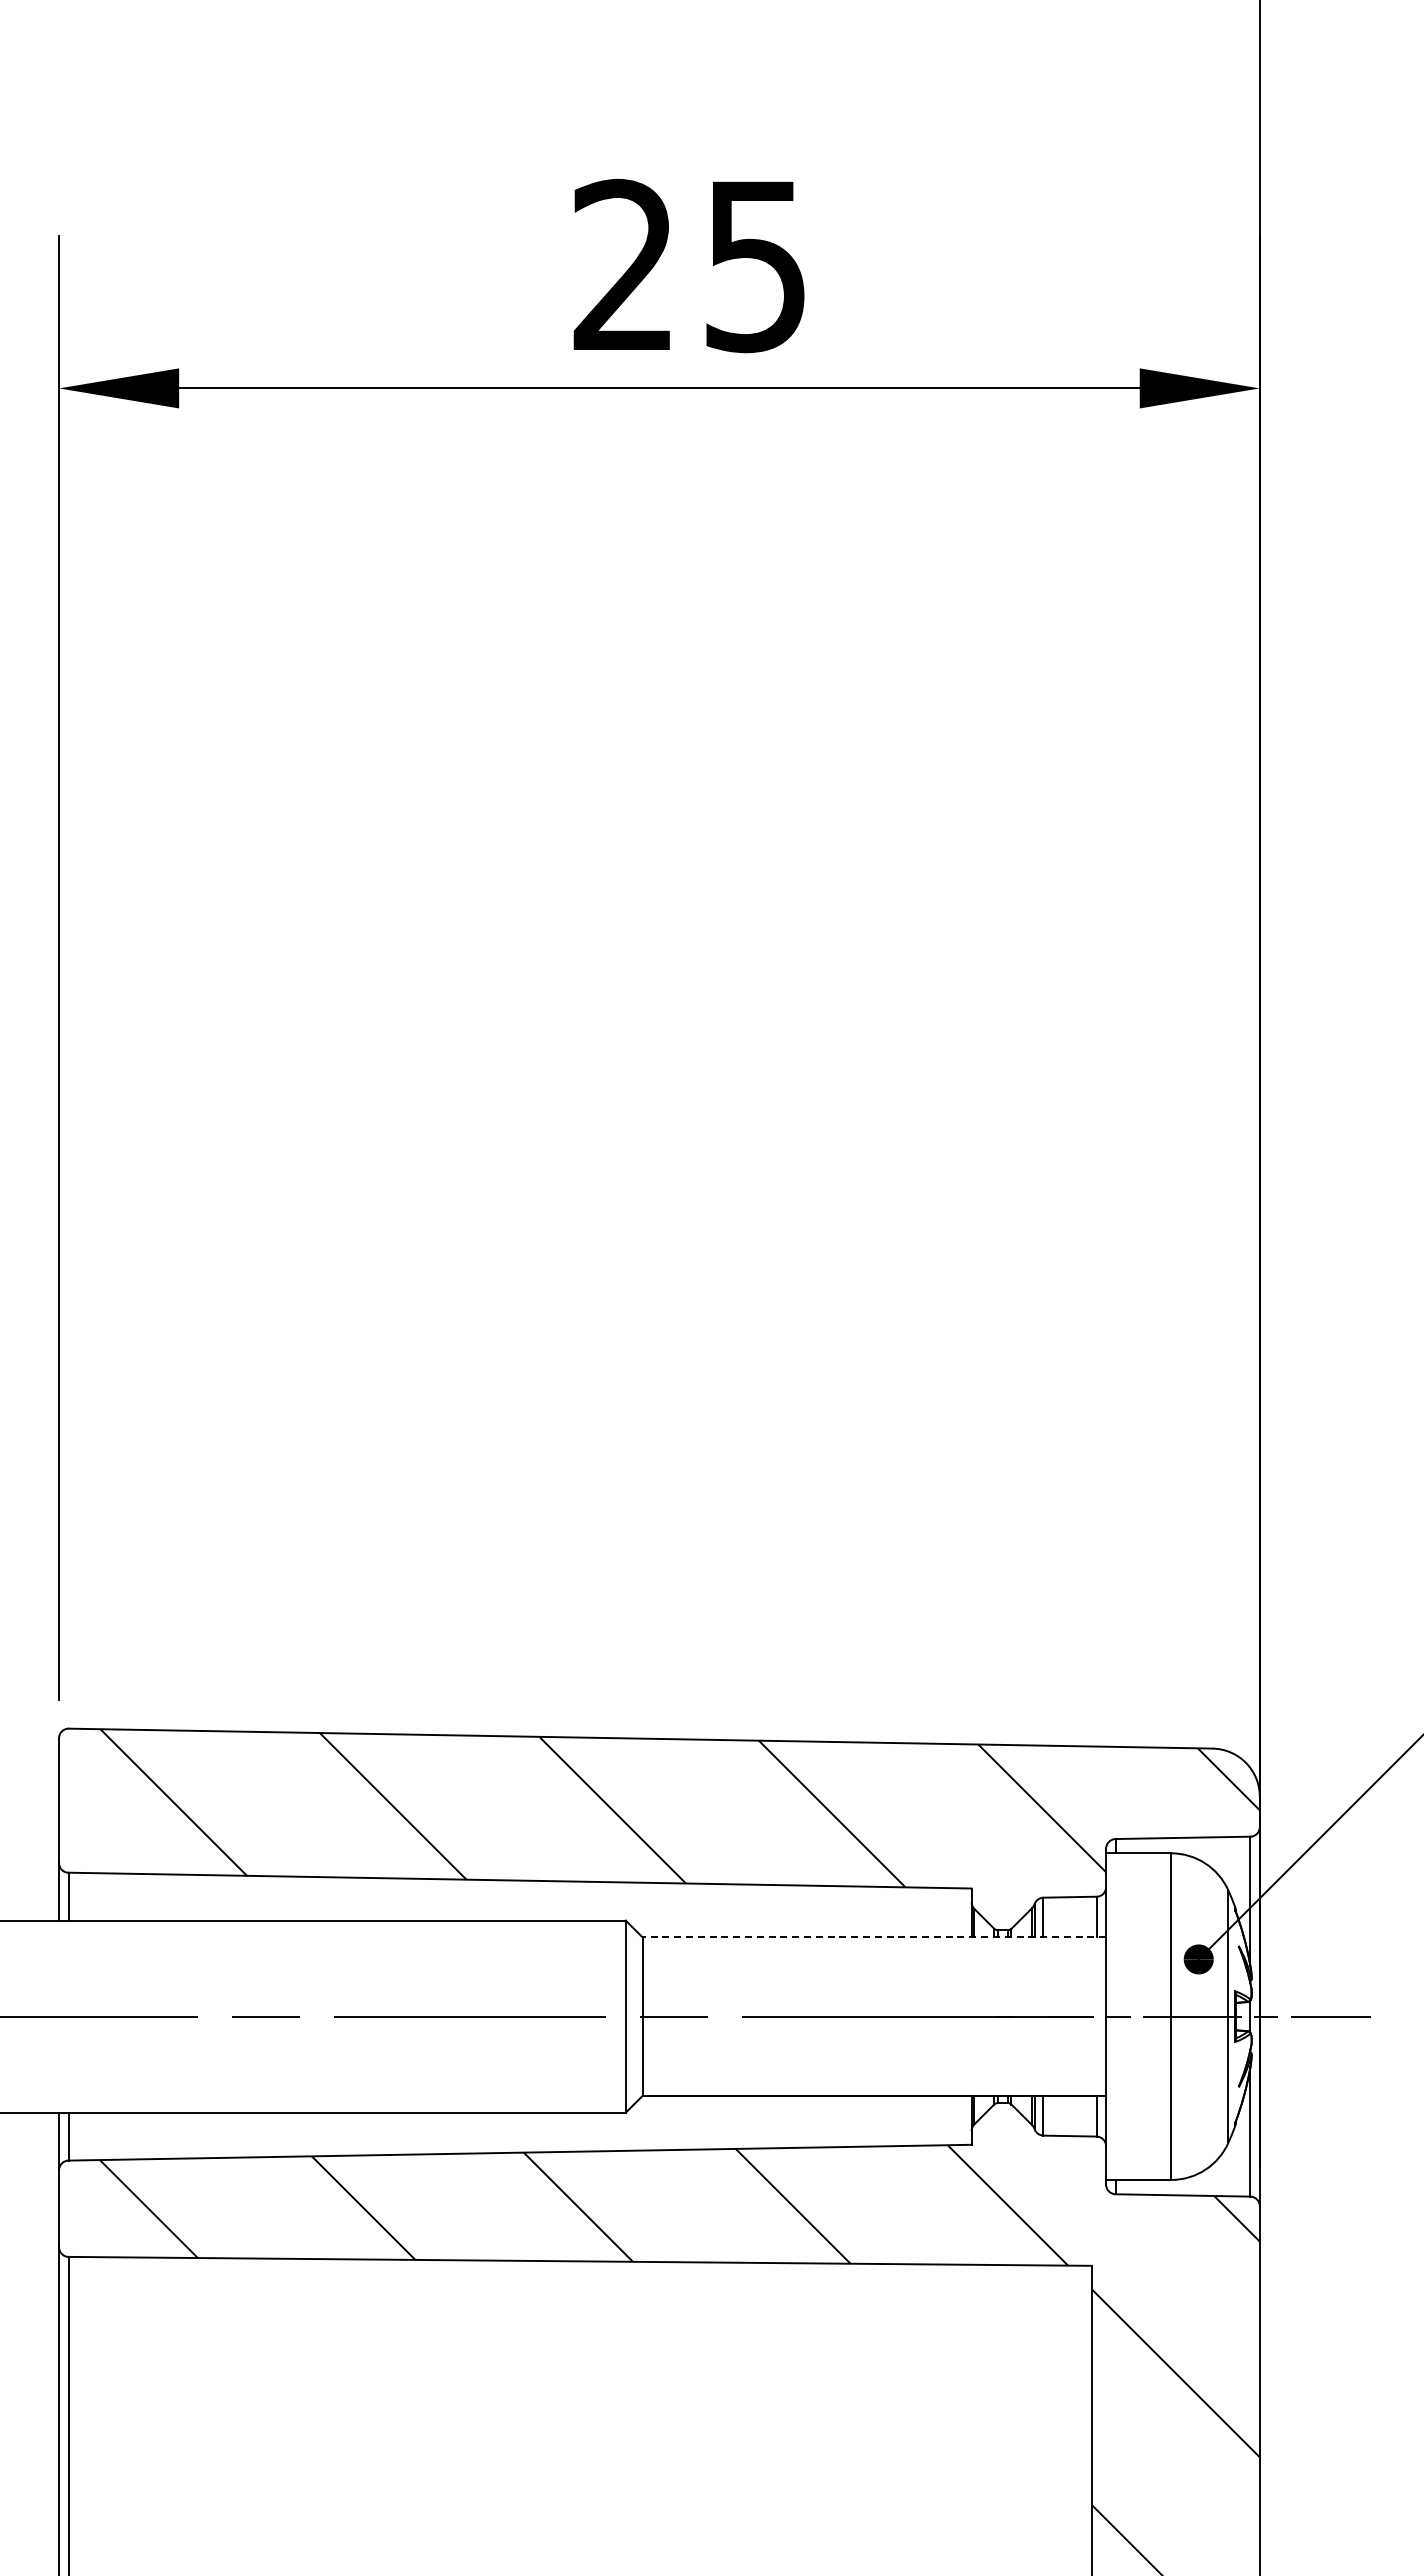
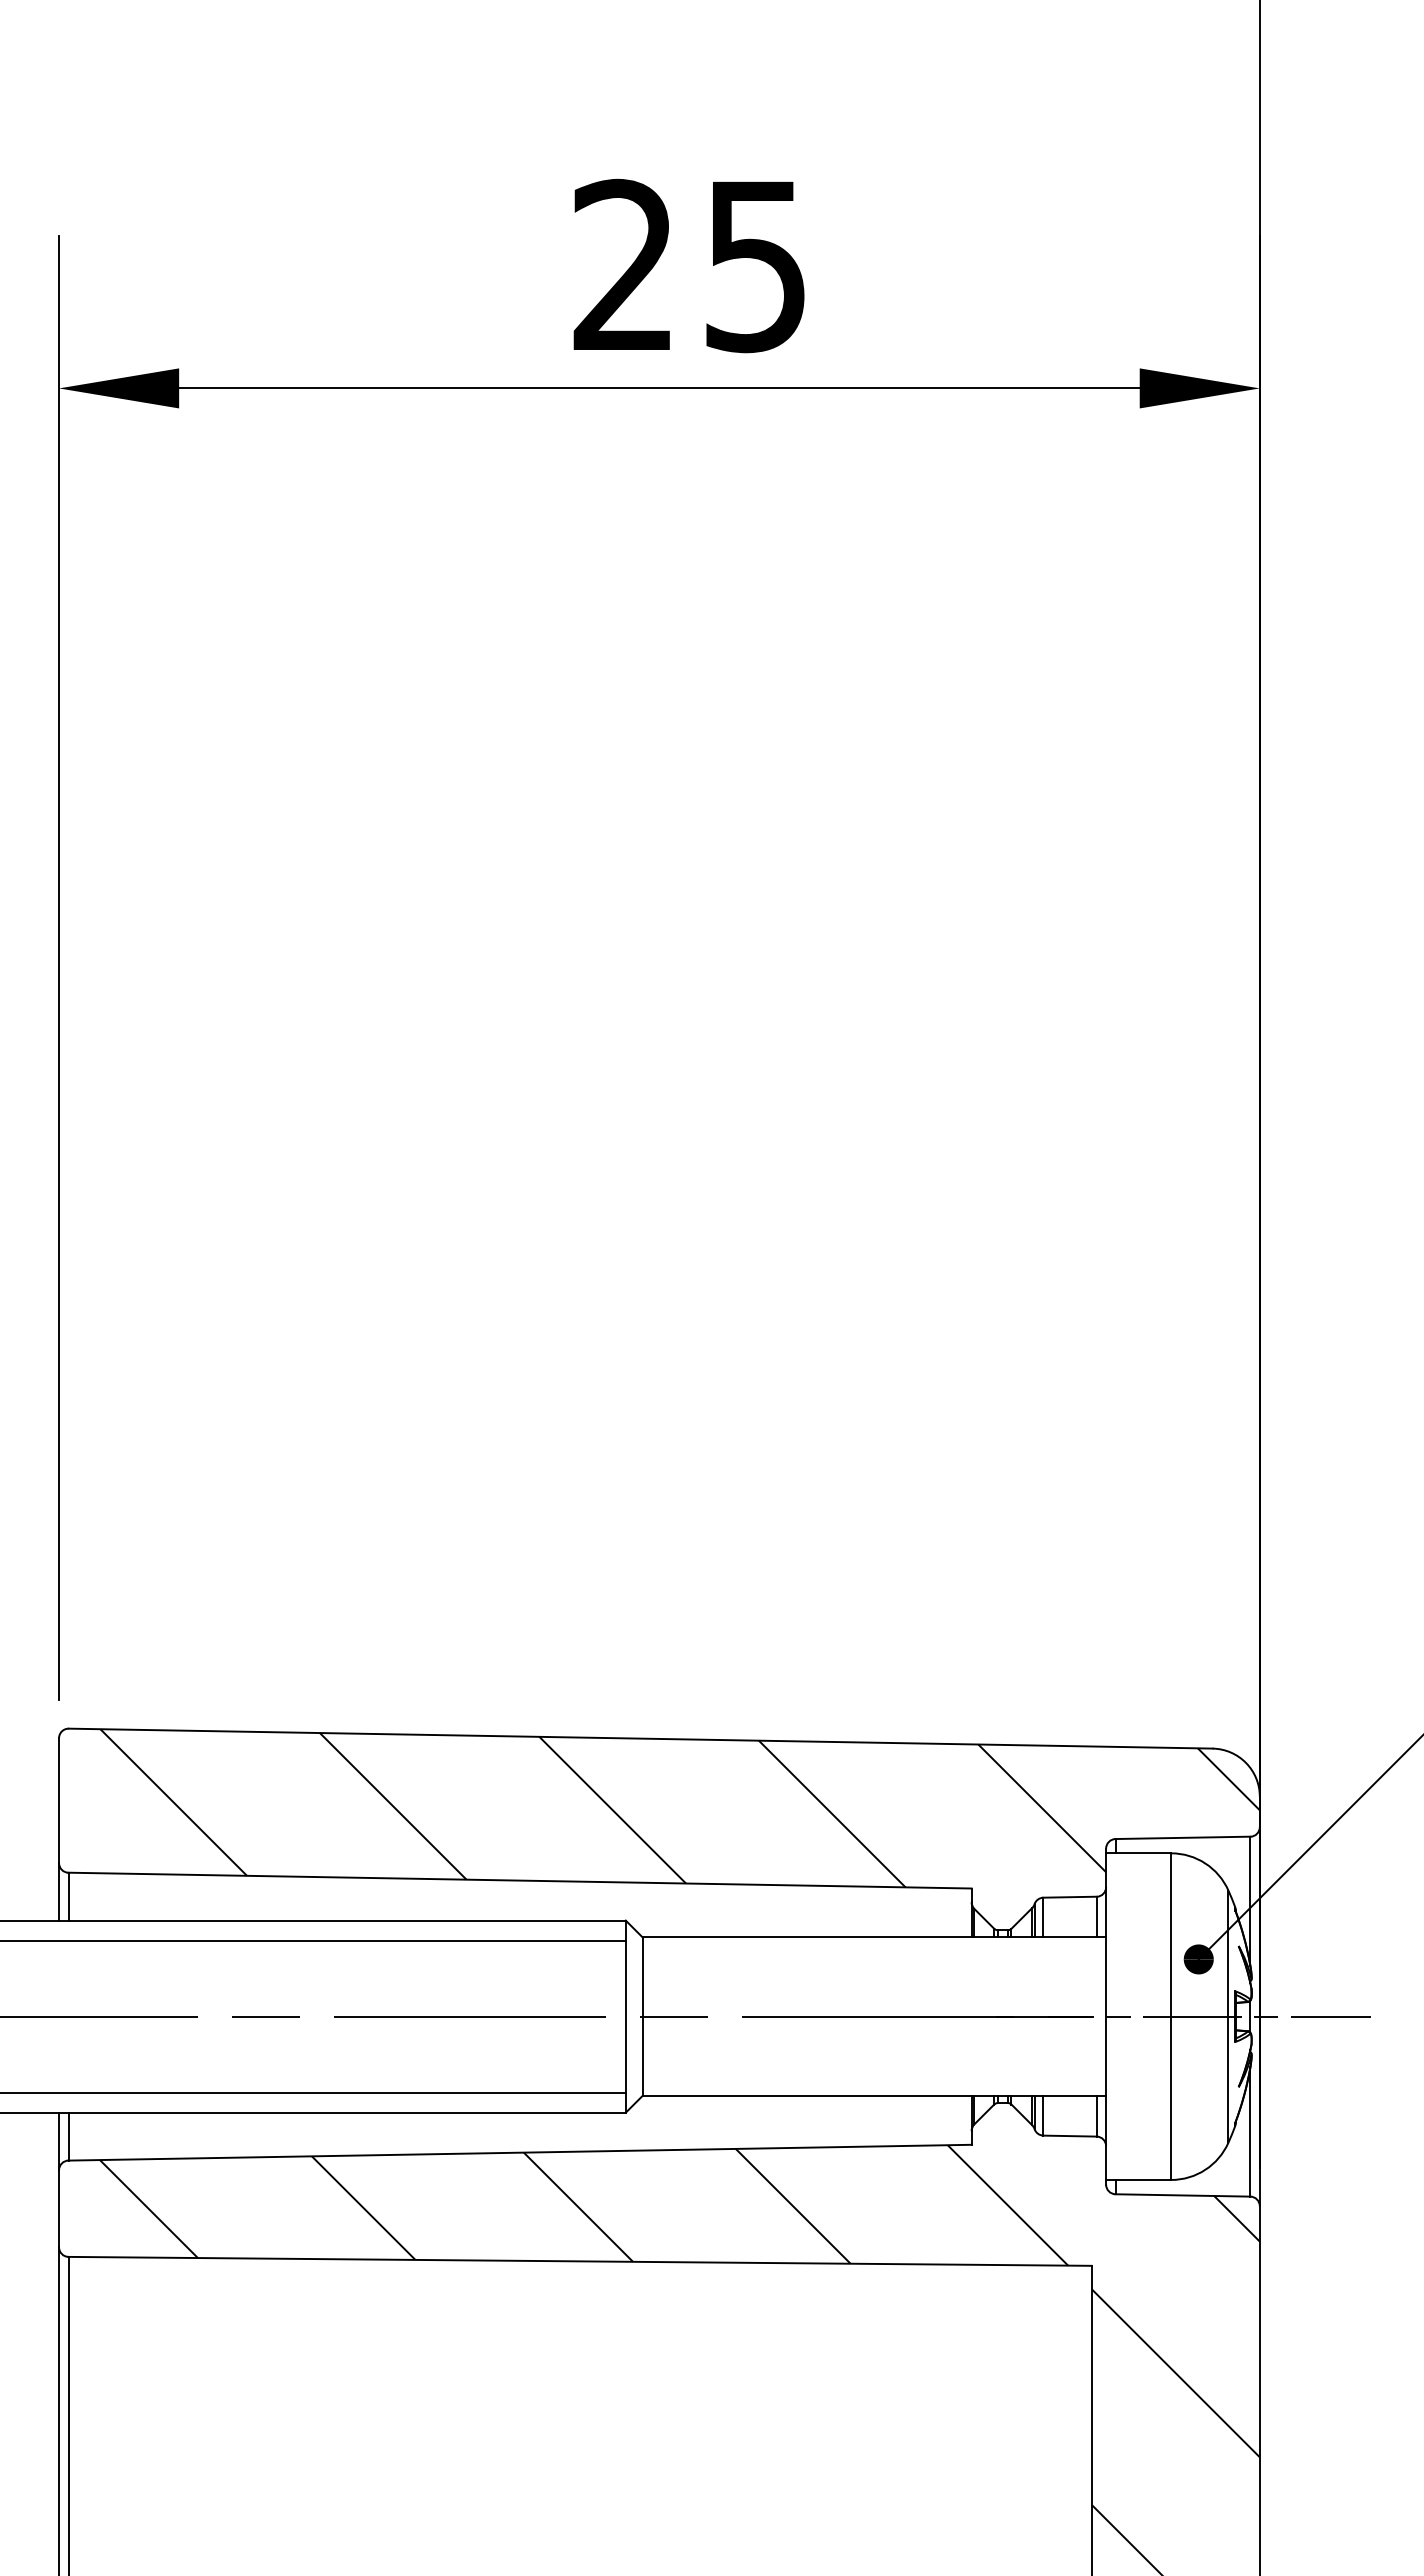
line: dashed -> solid (874, 1937)
line: none -> present (313, 1940)
line: none -> present (313, 2092)
